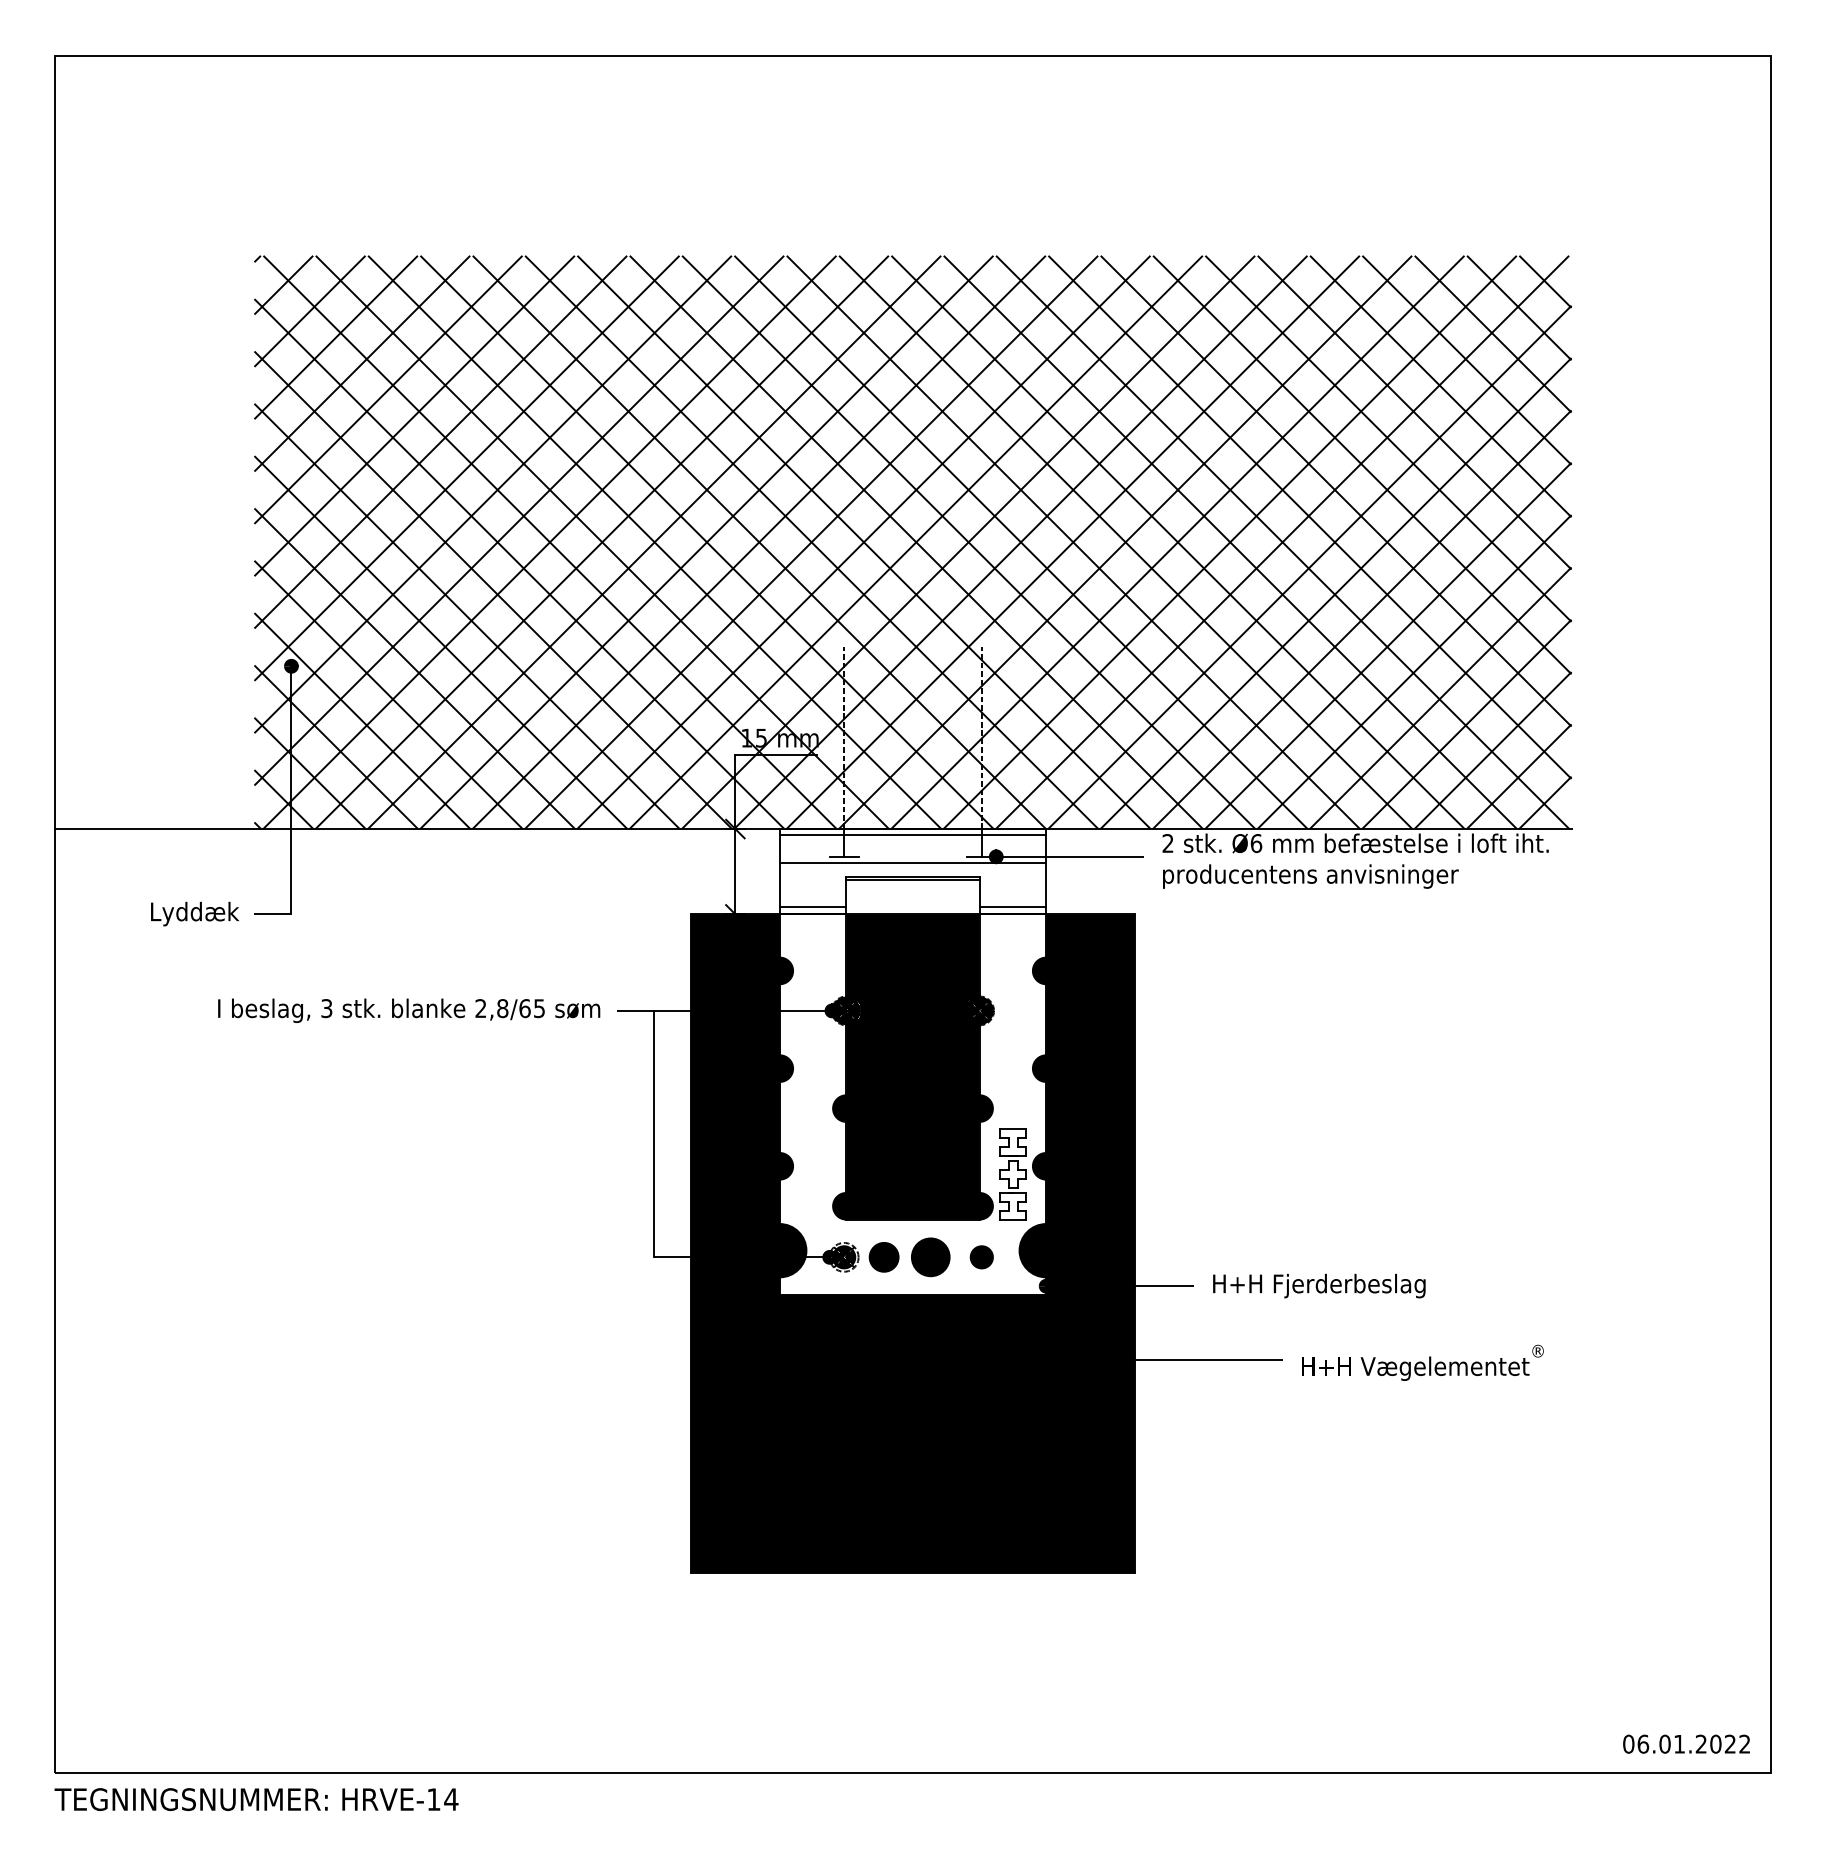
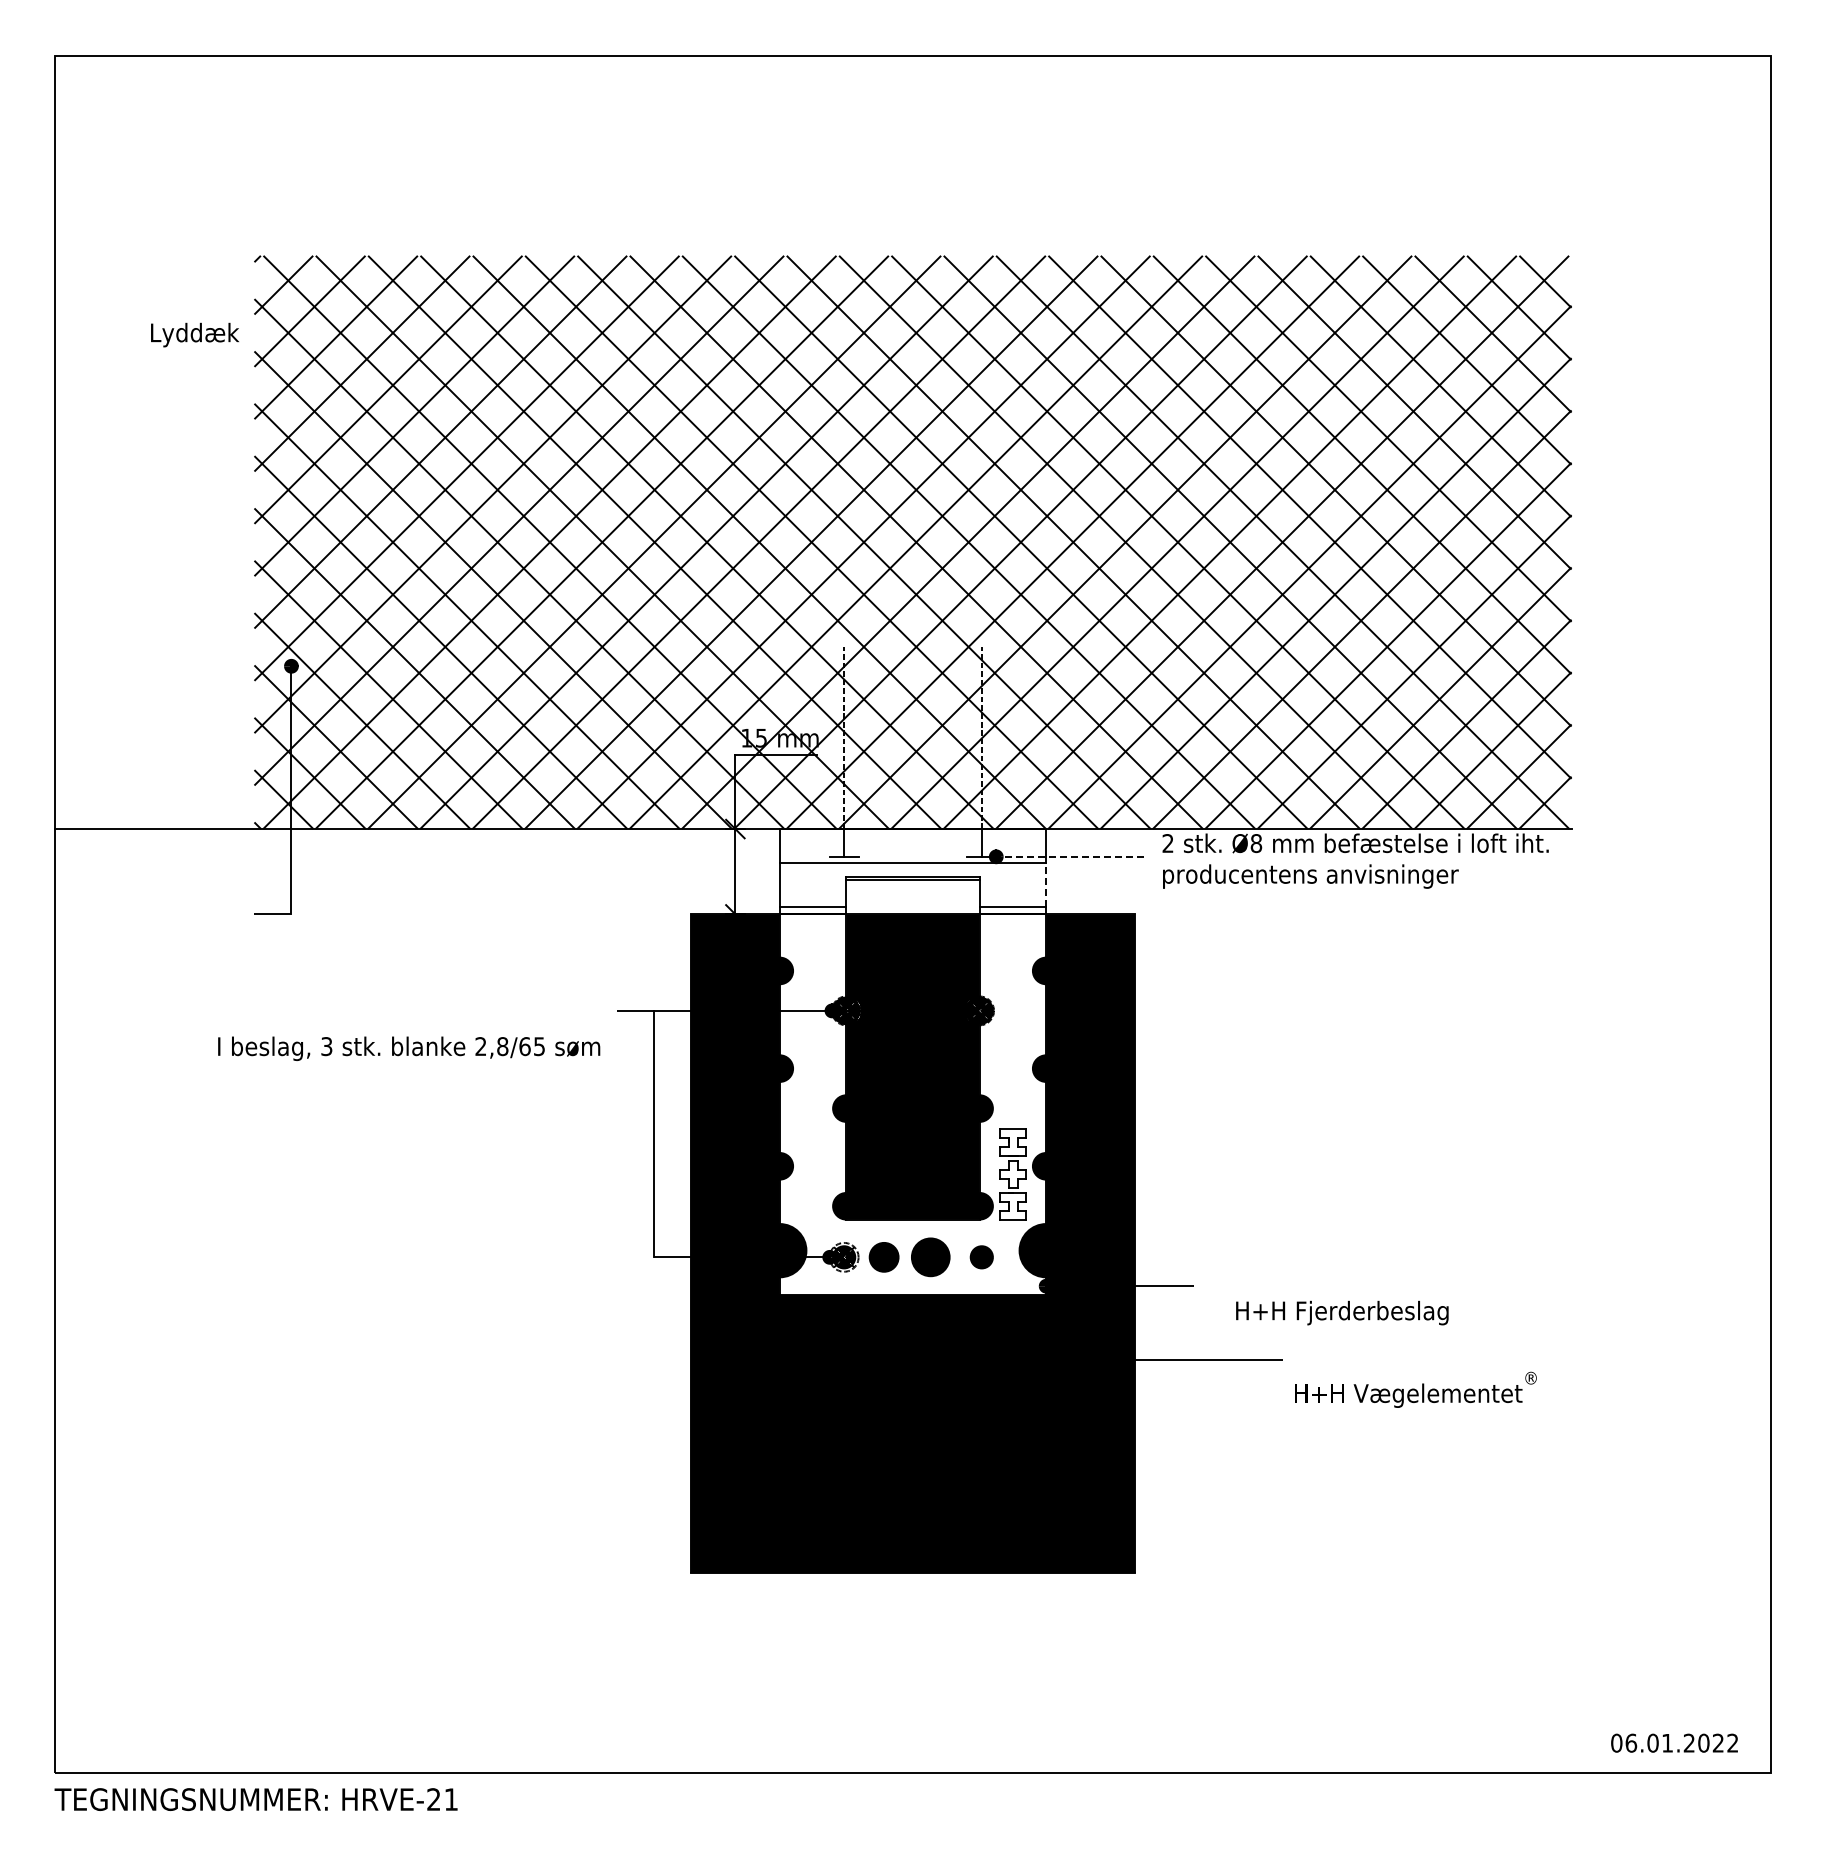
line: present -> none (912, 834)
text: Ø6 -> Ø8 (1256, 843)
line: solid -> dashed (1070, 856)
line: solid -> dashed (1046, 885)
text position: (194, 913) -> (194, 334) (194, 334)
text position: (409, 1010) -> (409, 1048) (409, 1048)
text position: (1319, 1285) -> (1342, 1312) (1342, 1312)
text position: (1422, 1362) -> (1415, 1389) (1415, 1389)
text position: (1686, 1743) -> (1674, 1742) (1674, 1742)
text: HRVE-14 -> HRVE-21 (442, 1799)
